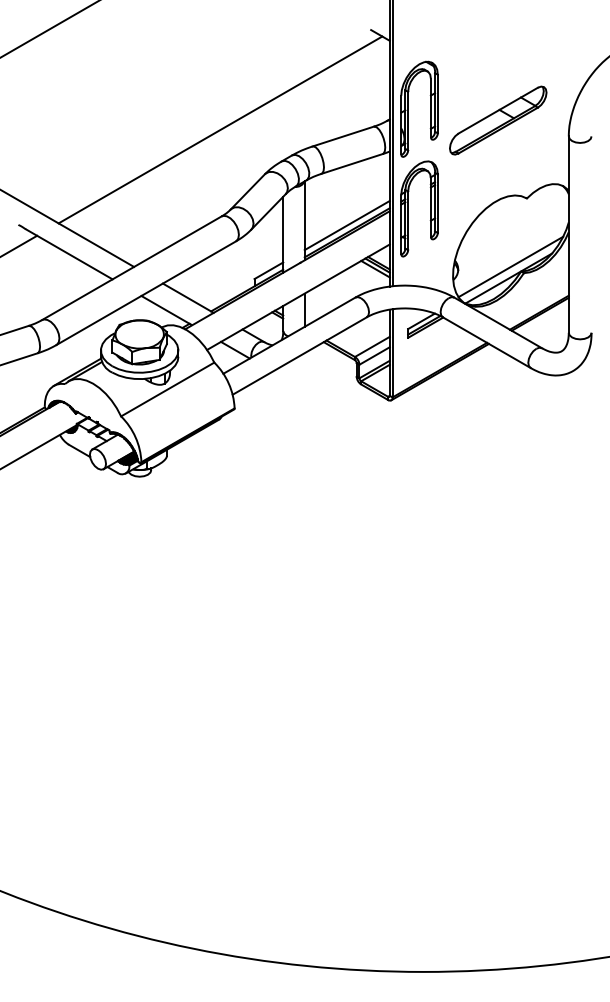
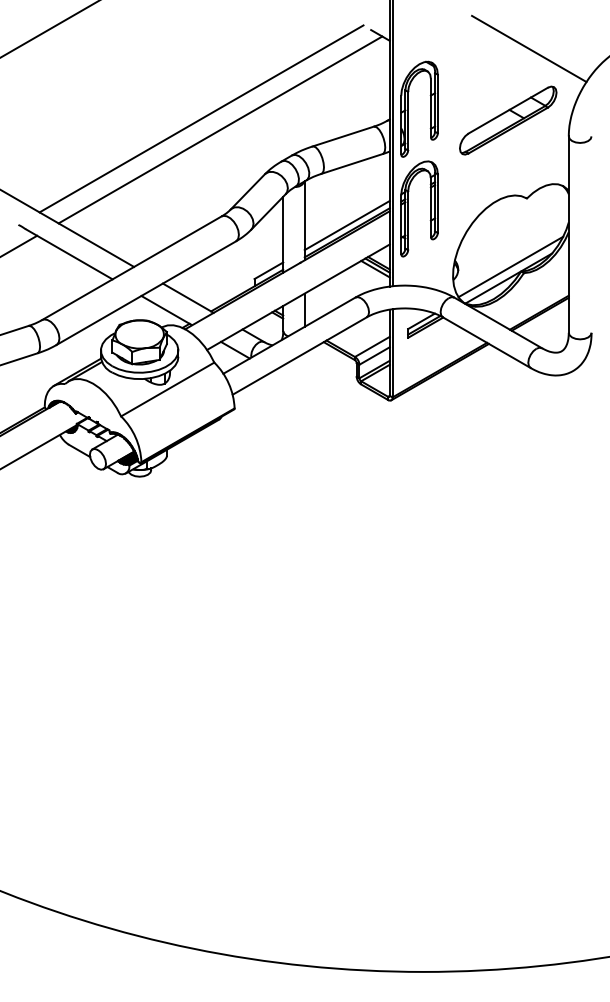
line: none -> present (529, 48)
line: none -> present (201, 118)
part position: (498, 120) -> (508, 120) (508, 120)
